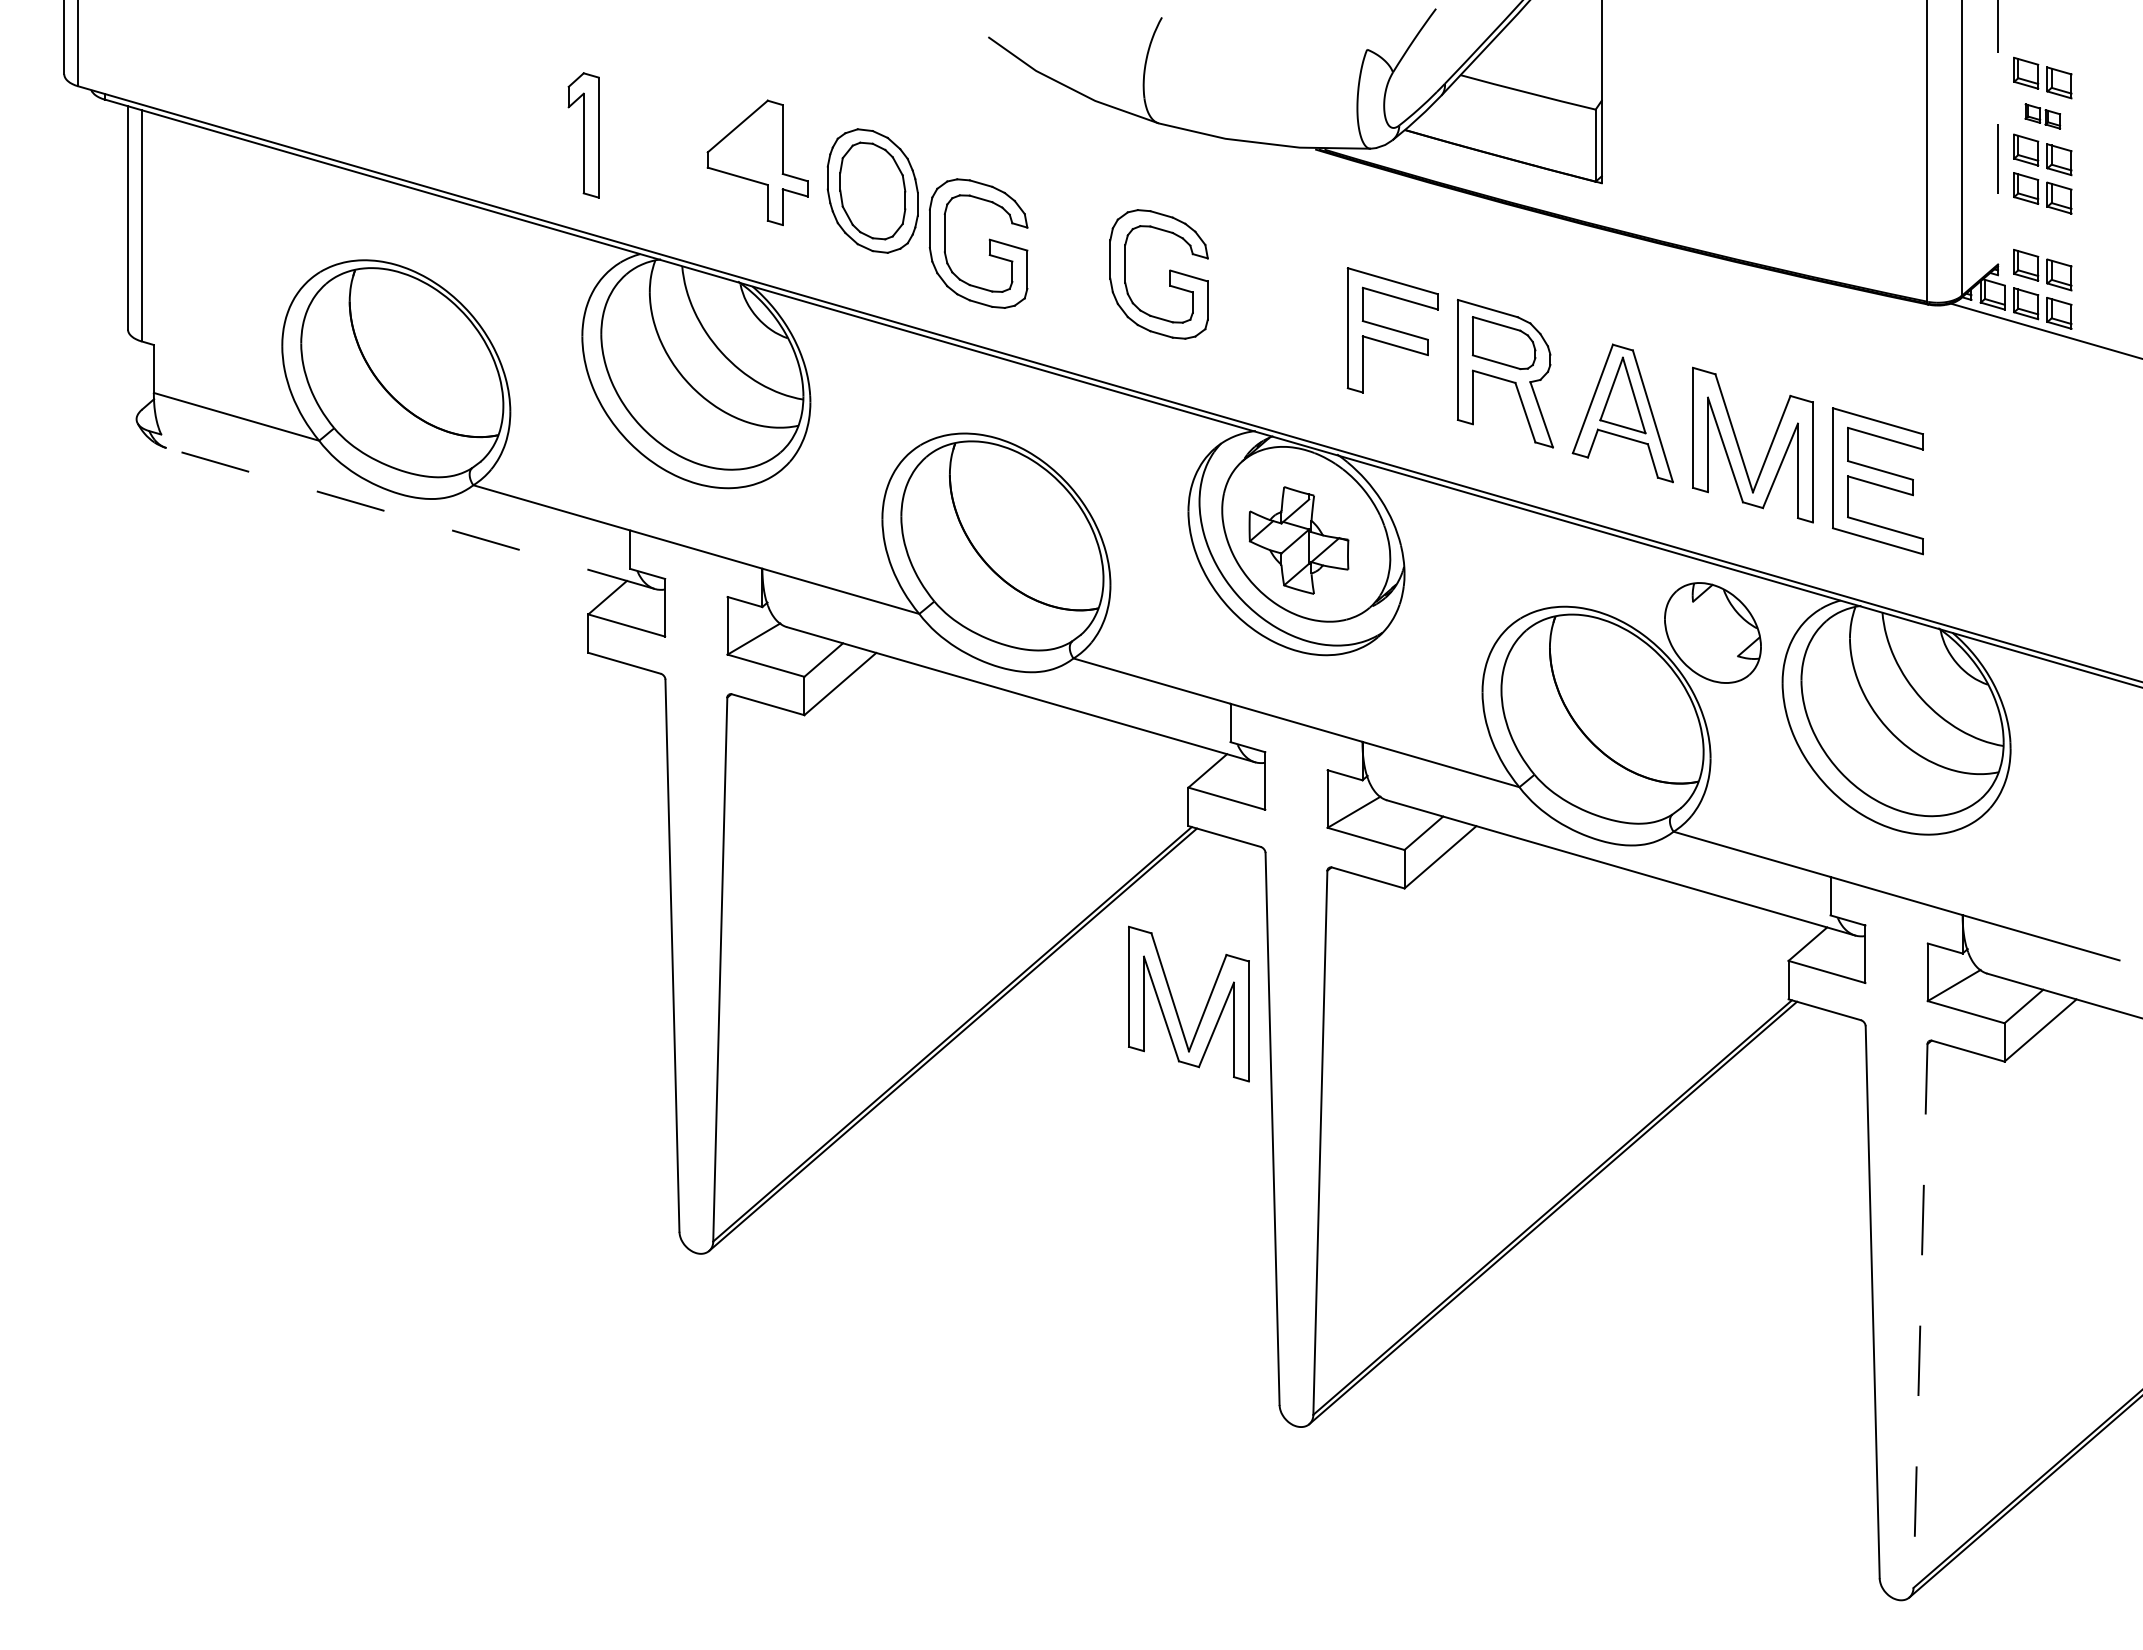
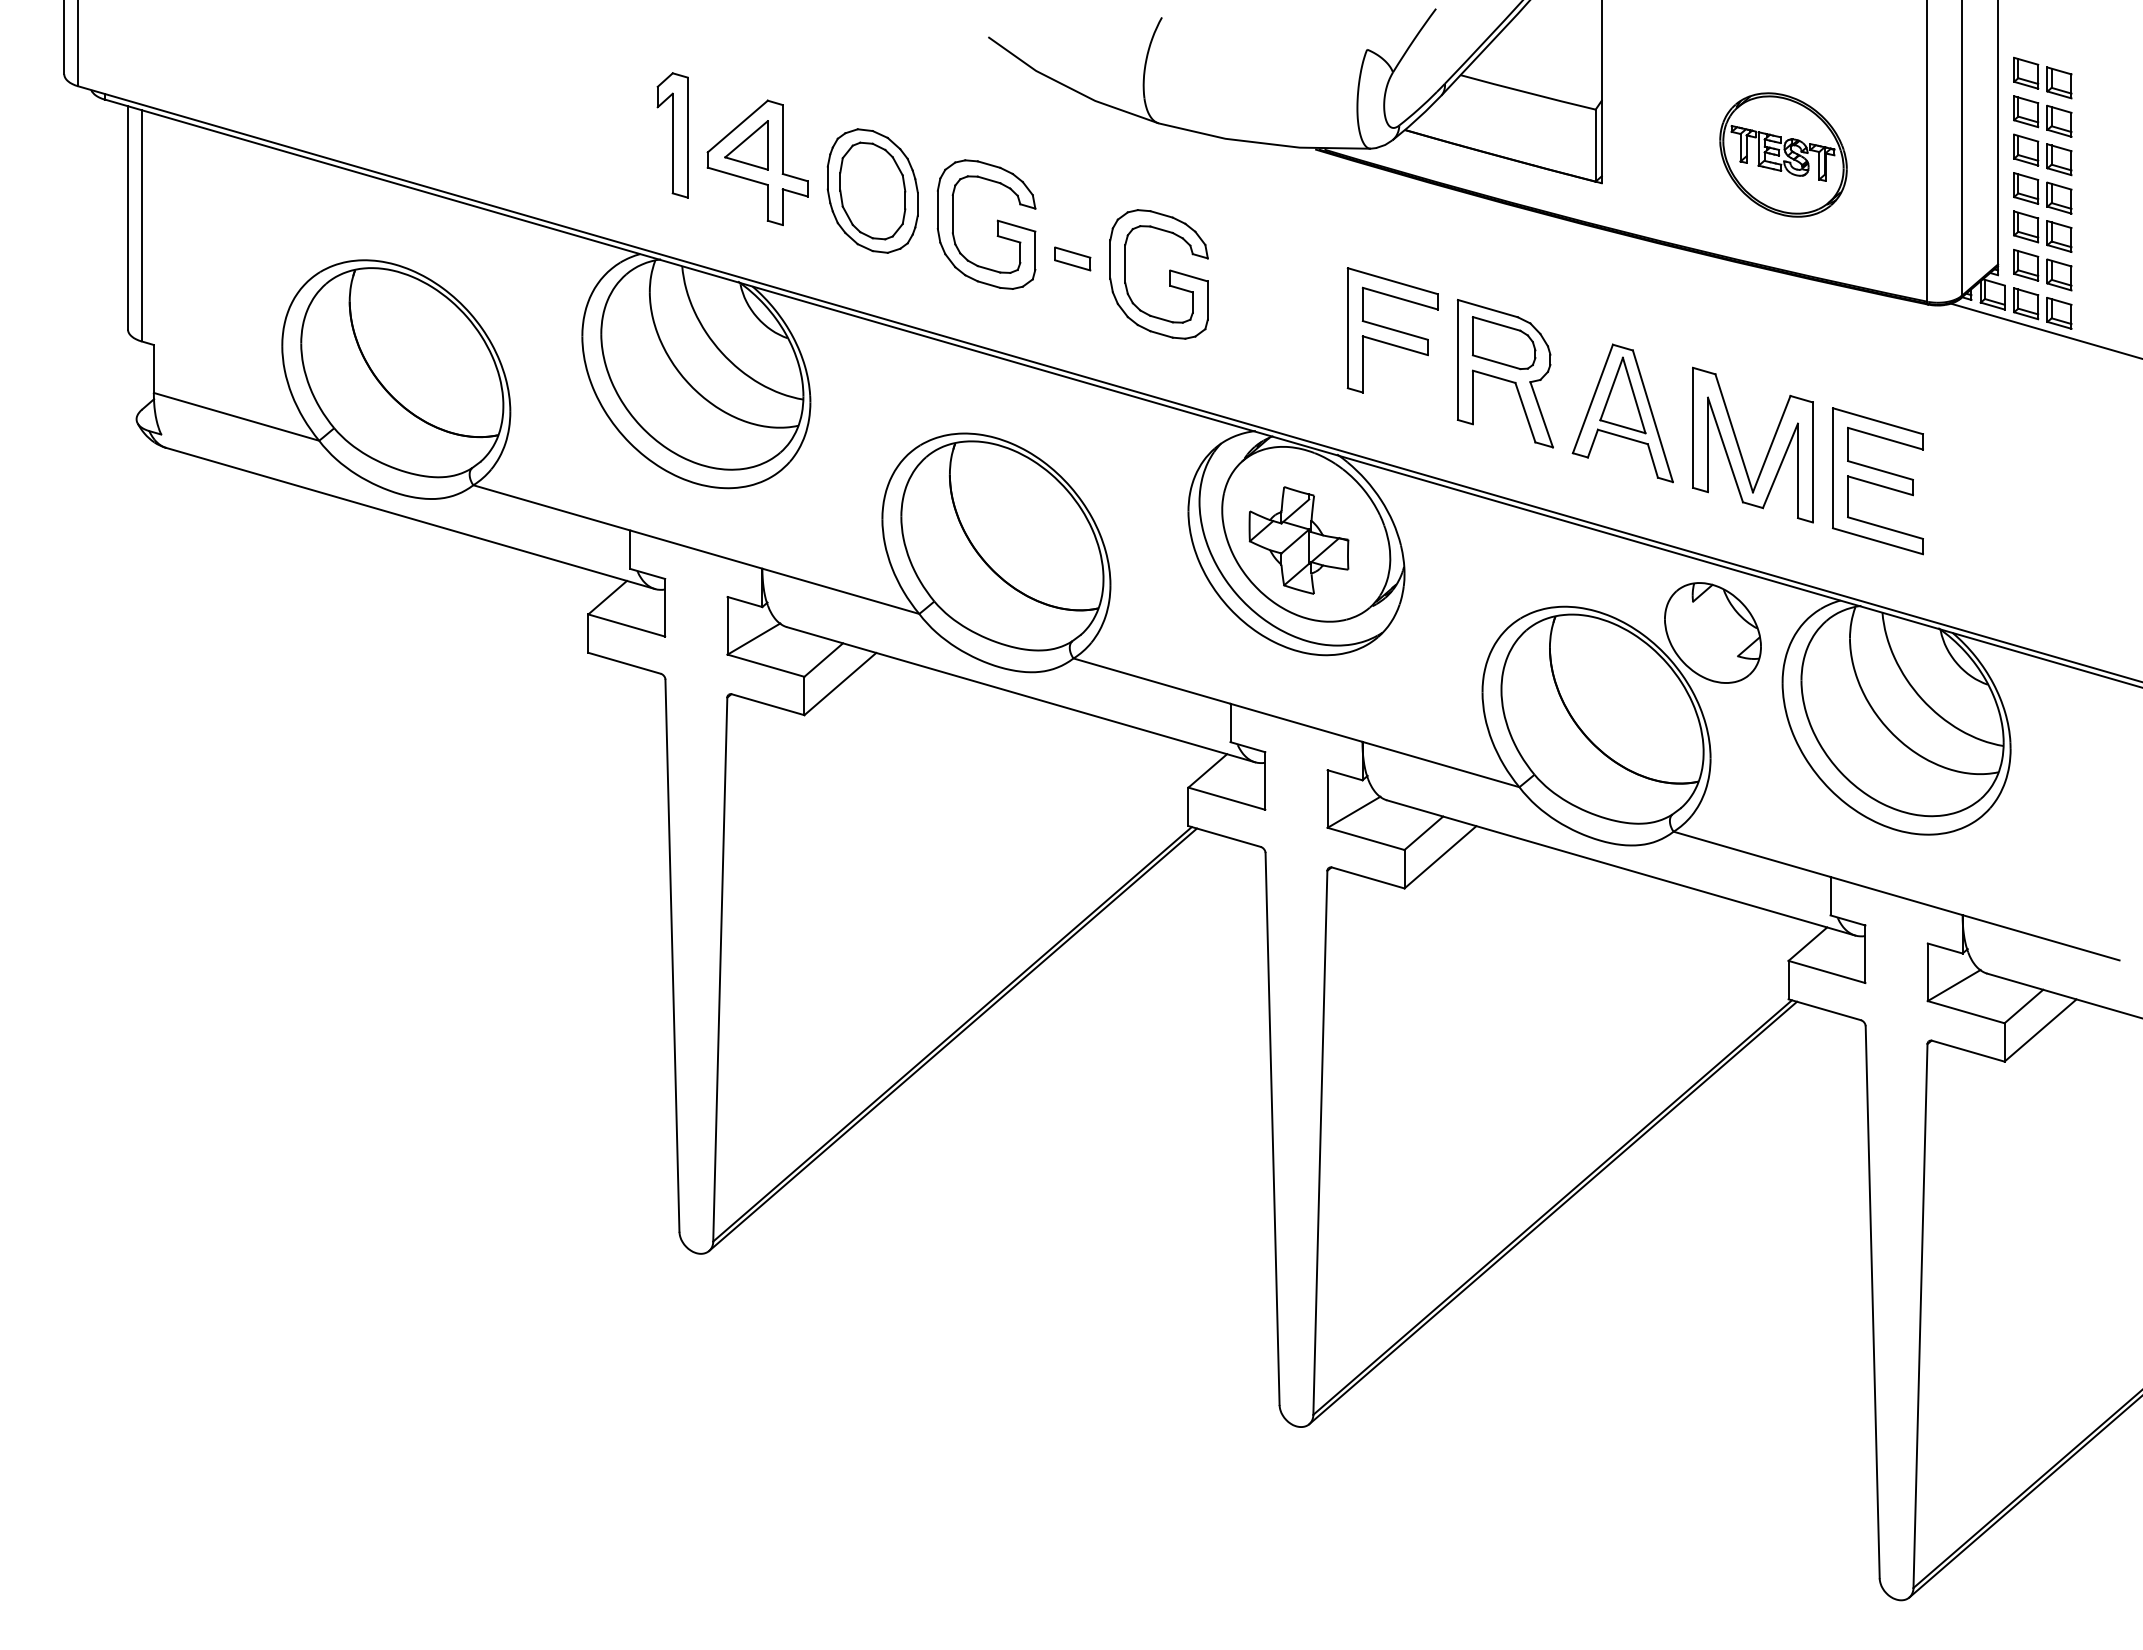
part size: 38x27 px -> 60x43 px (2042, 116)
part position: (583, 135) -> (672, 135) (672, 135)
line: dashed -> solid (1998, 138)
part: none -> present (746, 145)
part: none -> present (1783, 154)
part: none -> present (2042, 231)
part position: (988, 240) -> (996, 221) (996, 221)
part: none -> present (1072, 258)
line: dashed -> solid (410, 518)
part: present -> none (1176, 1008)
line: dashed -> solid (1920, 1316)
